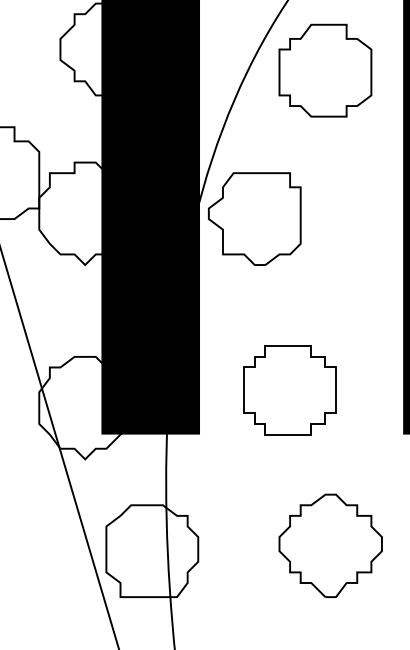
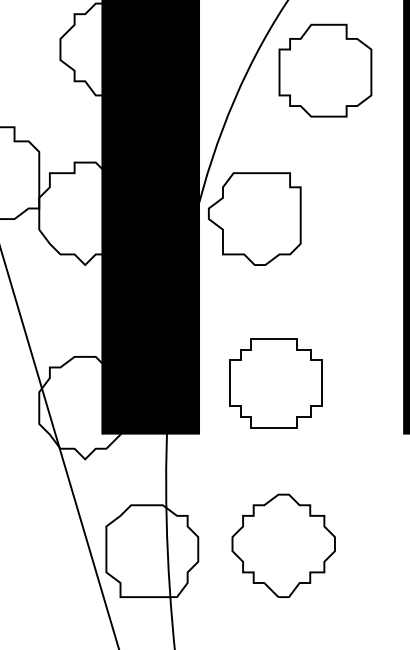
part position: (289, 390) -> (275, 383) (275, 383)
part position: (330, 545) -> (283, 545) (283, 545)
